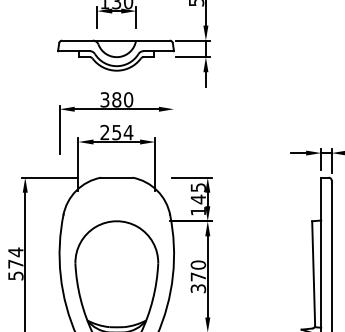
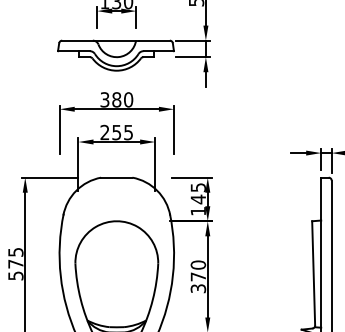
line: none -> present (173, 129)
text: 254 -> 255 (128, 132)
text: 574 -> 575 (15, 252)
